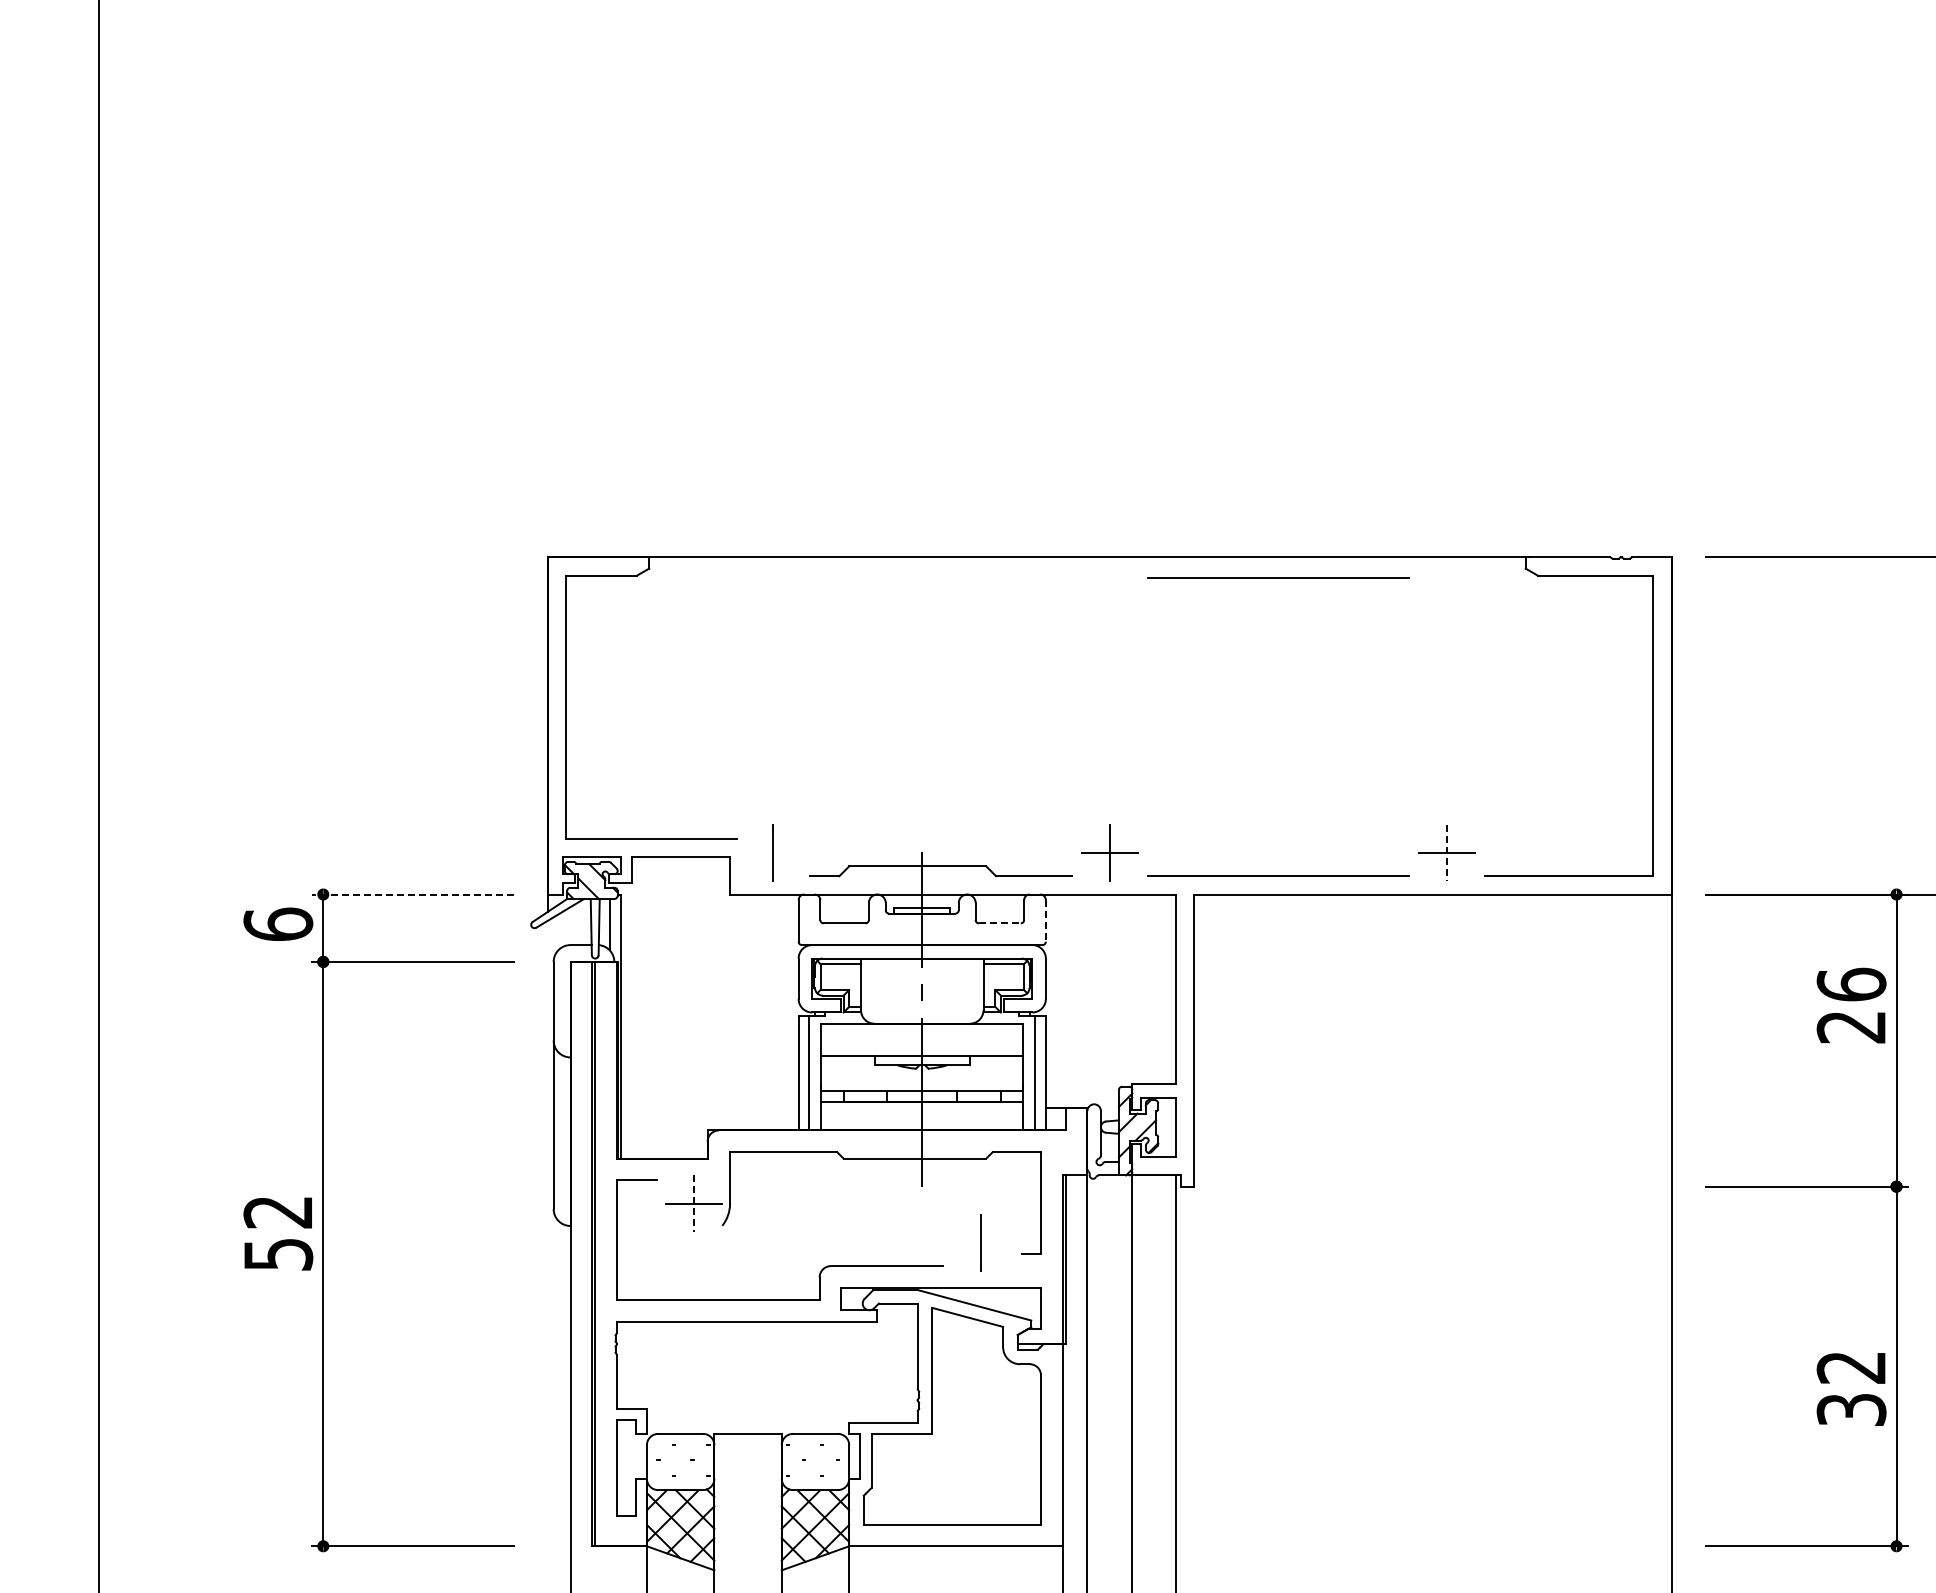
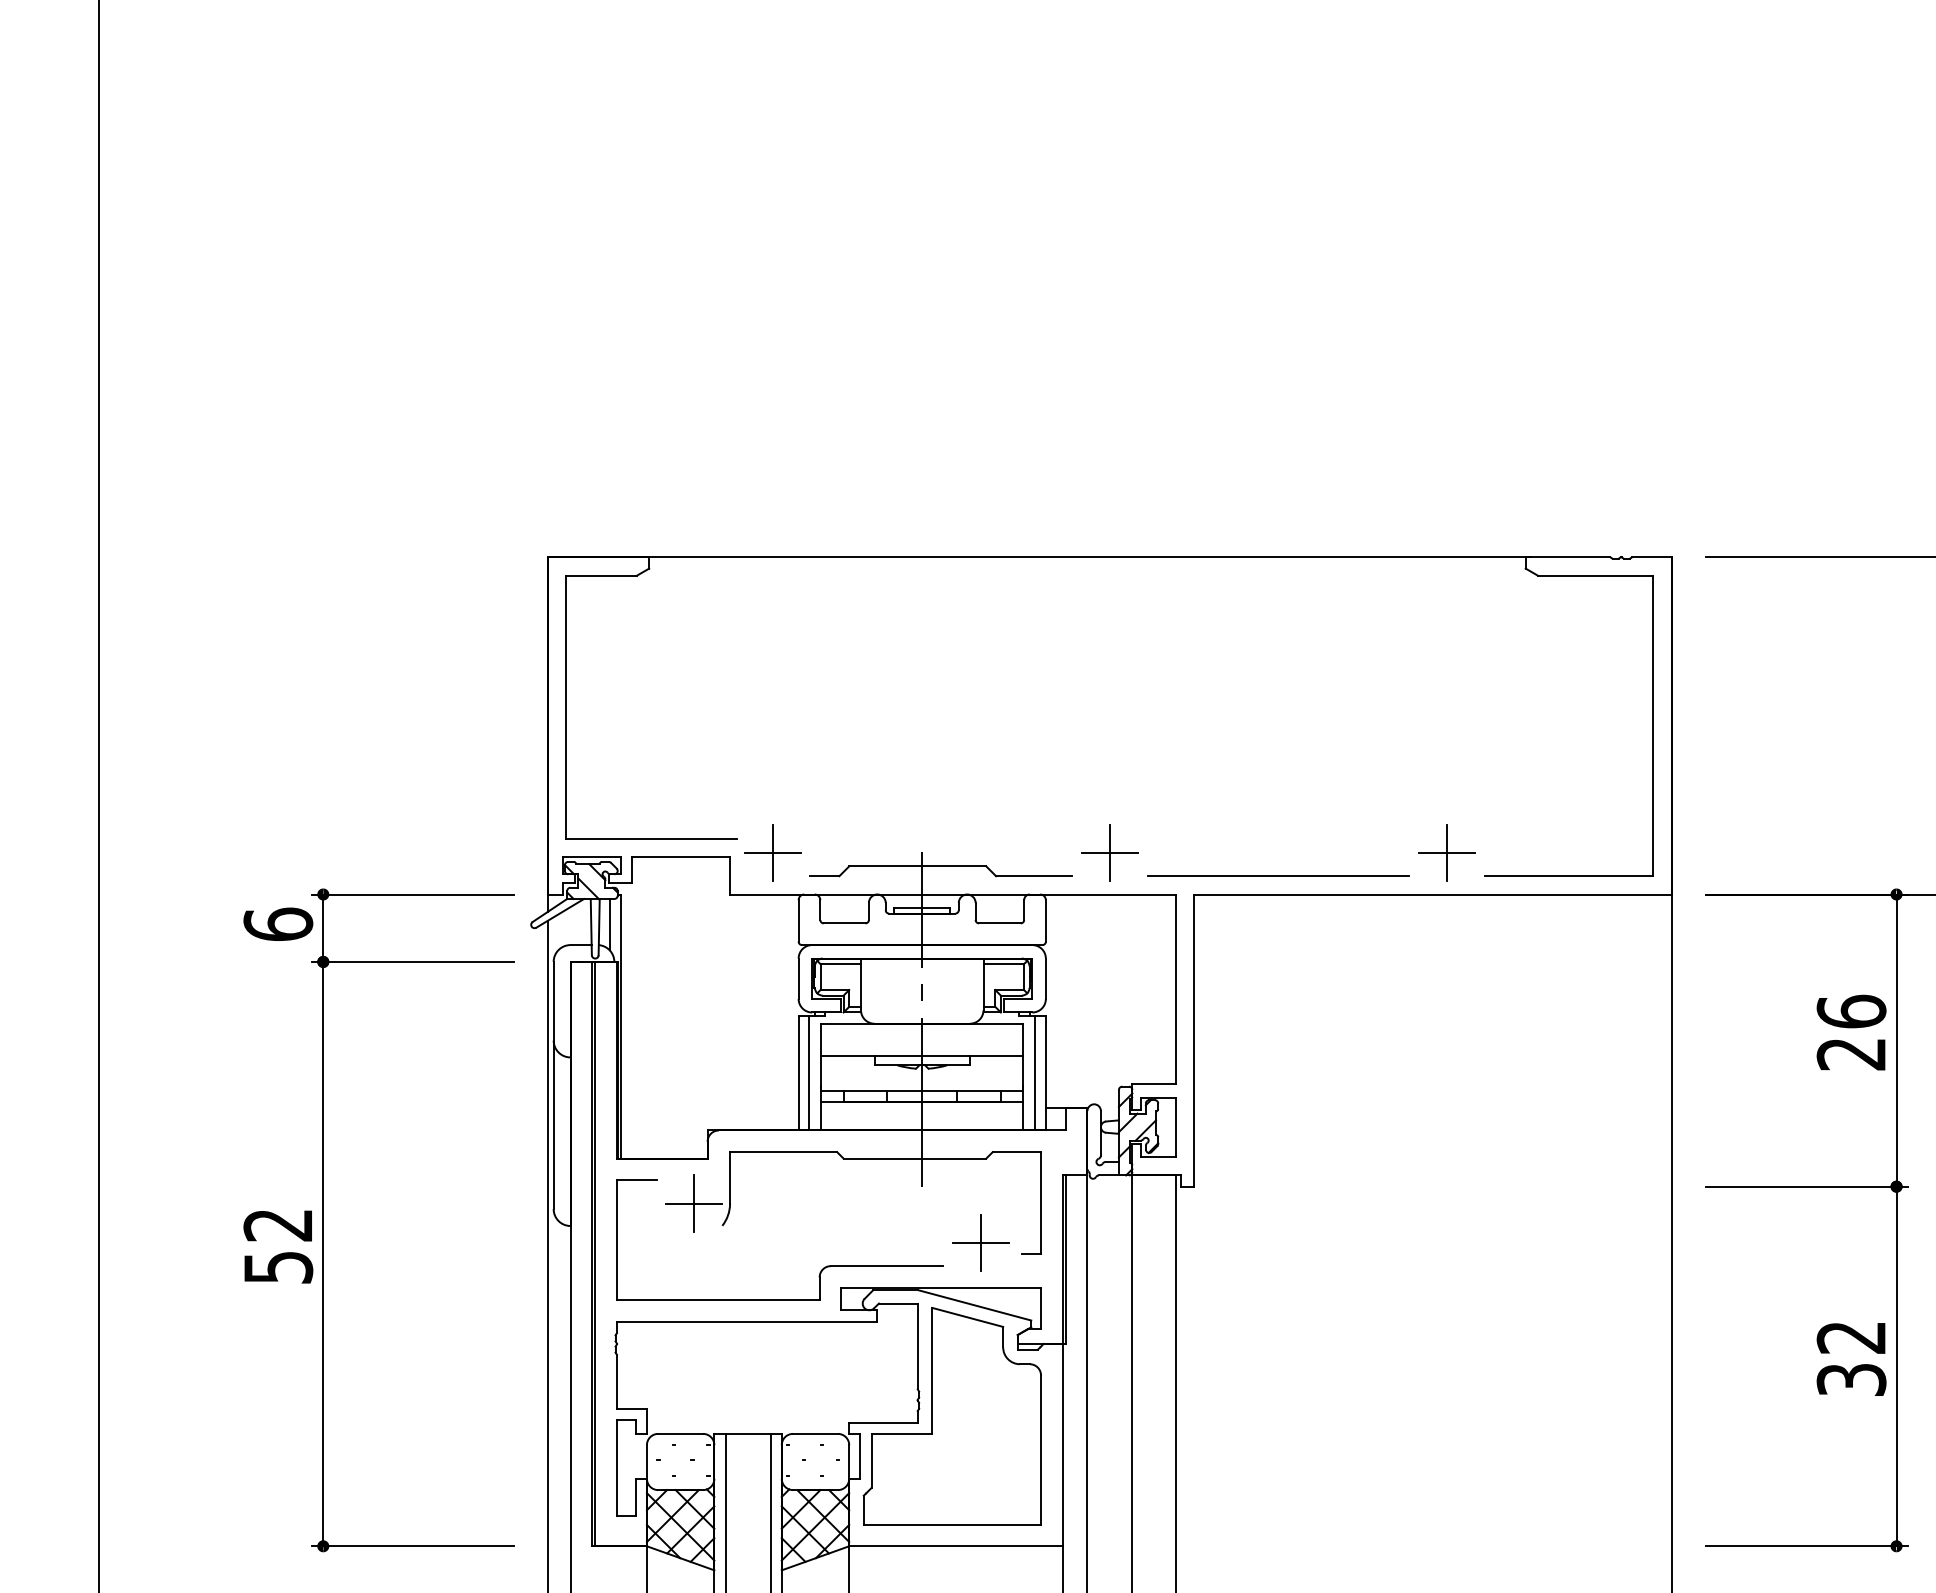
line: present -> none (1278, 577)
line: none -> present (772, 852)
line: dashed -> solid (1447, 853)
line: dashed -> solid (412, 894)
line: dashed -> solid (1045, 920)
line: dashed -> solid (999, 923)
text position: (1851, 1005) -> (1851, 1032) (1851, 1032)
line: dashed -> solid (694, 1204)
text position: (278, 1233) -> (278, 1246) (278, 1246)
line: none -> present (980, 1242)
line: none -> present (548, 1254)
text position: (1851, 1389) -> (1851, 1359) (1851, 1359)
line: none -> present (725, 1511)
line: none -> present (770, 1511)
